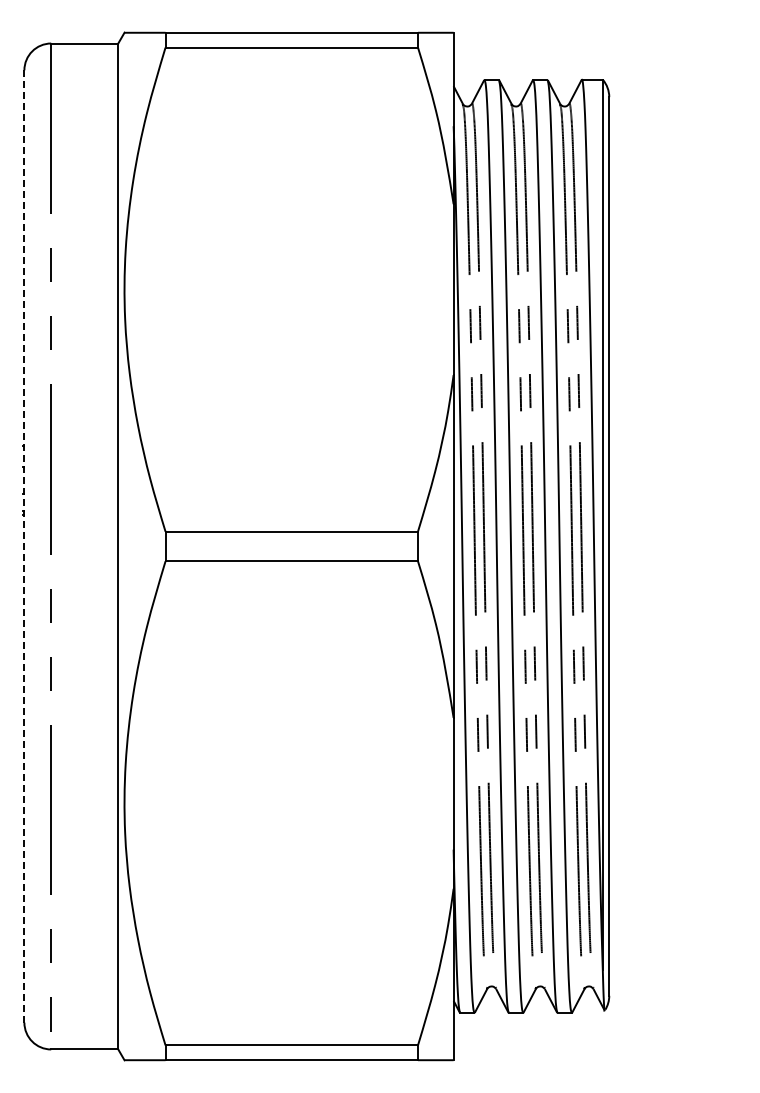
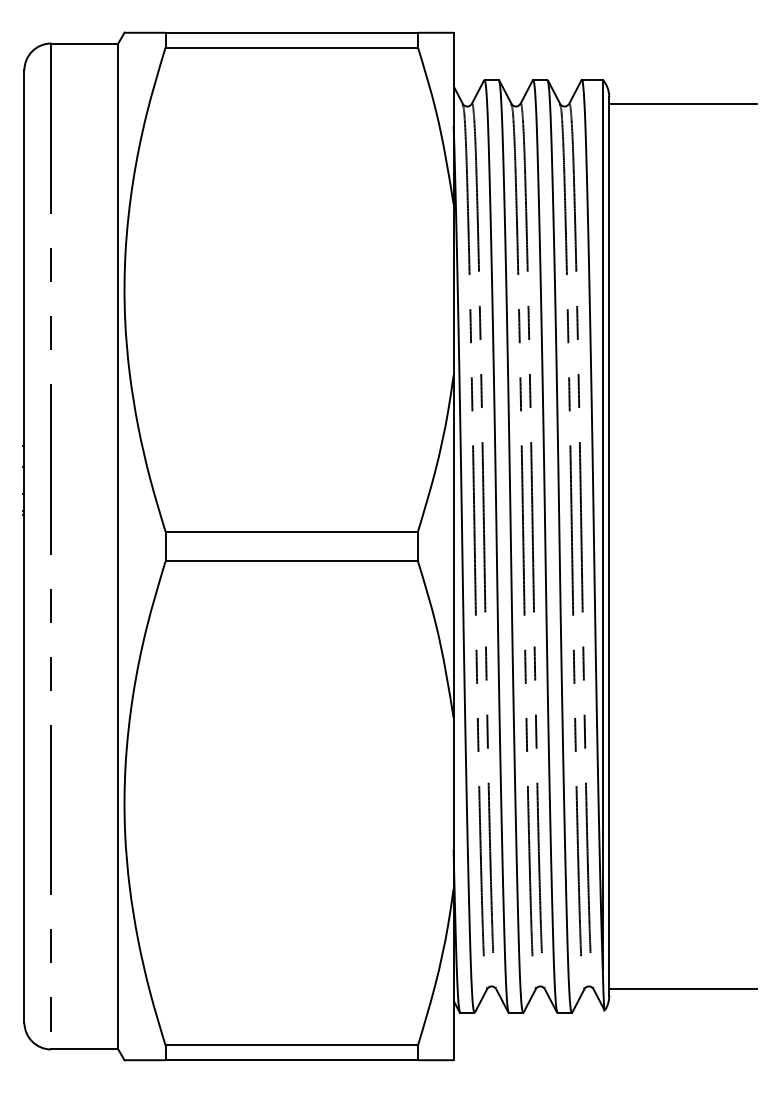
line: none -> present (682, 103)
line: dashed -> solid (24, 546)
line: none -> present (682, 989)
